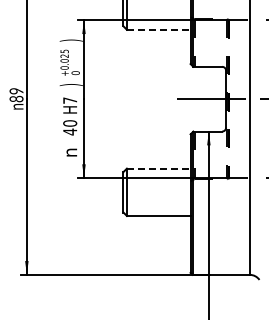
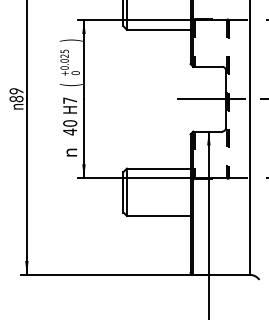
line: dashed -> solid (158, 29)
text: ) -> ( (70, 85)
line: dashed -> solid (158, 168)
